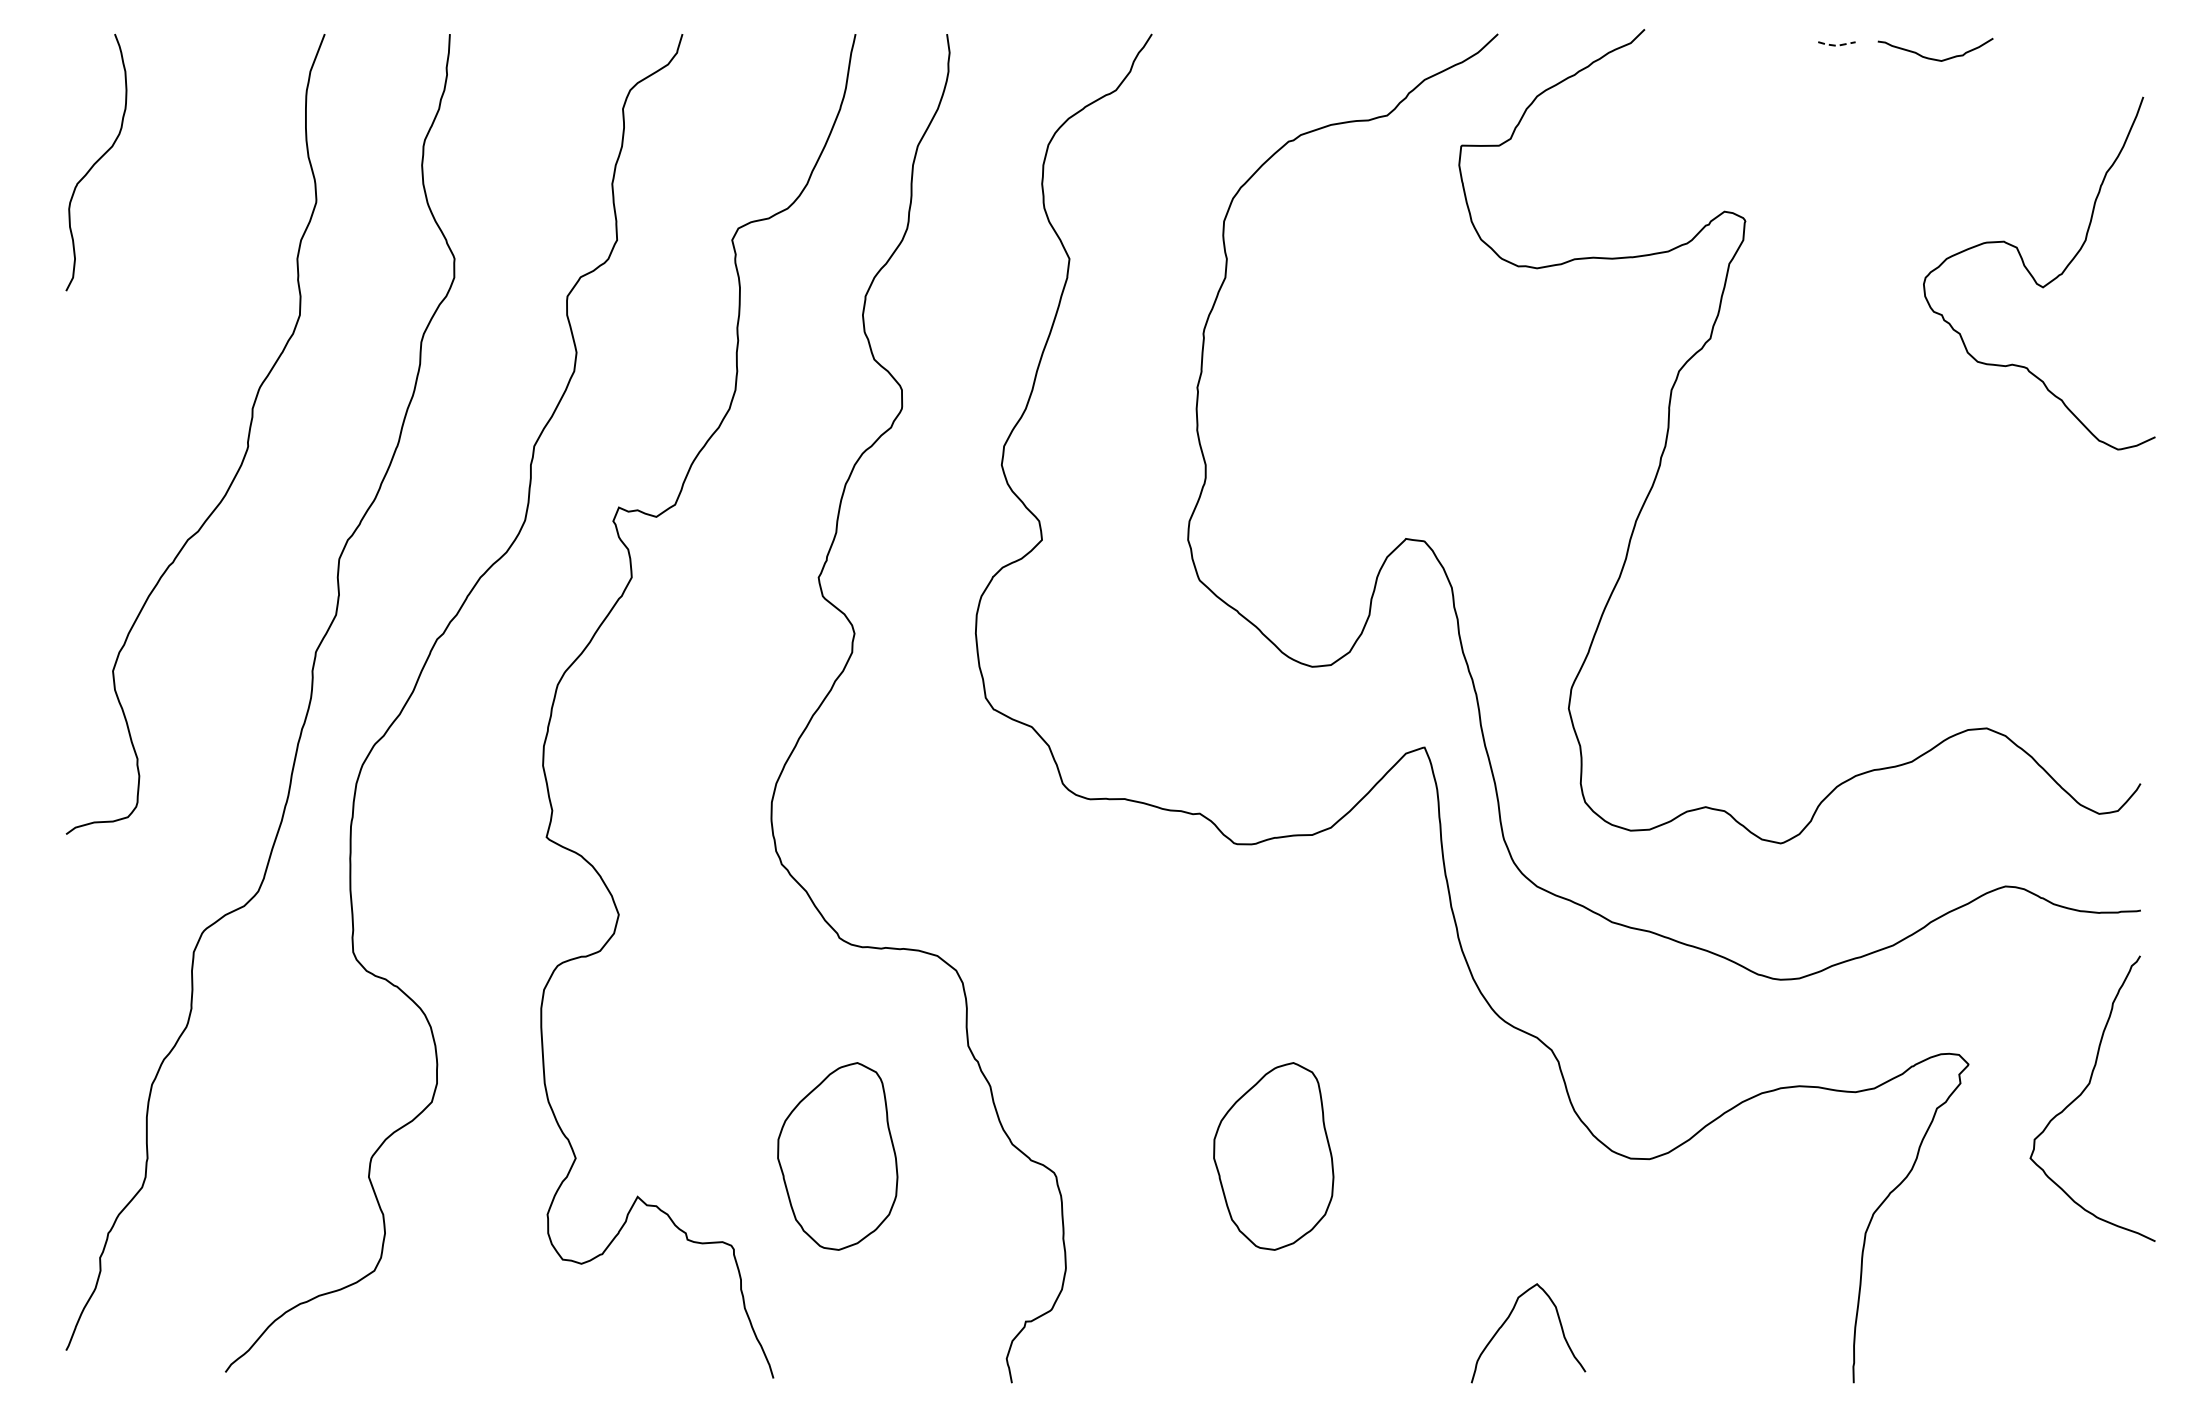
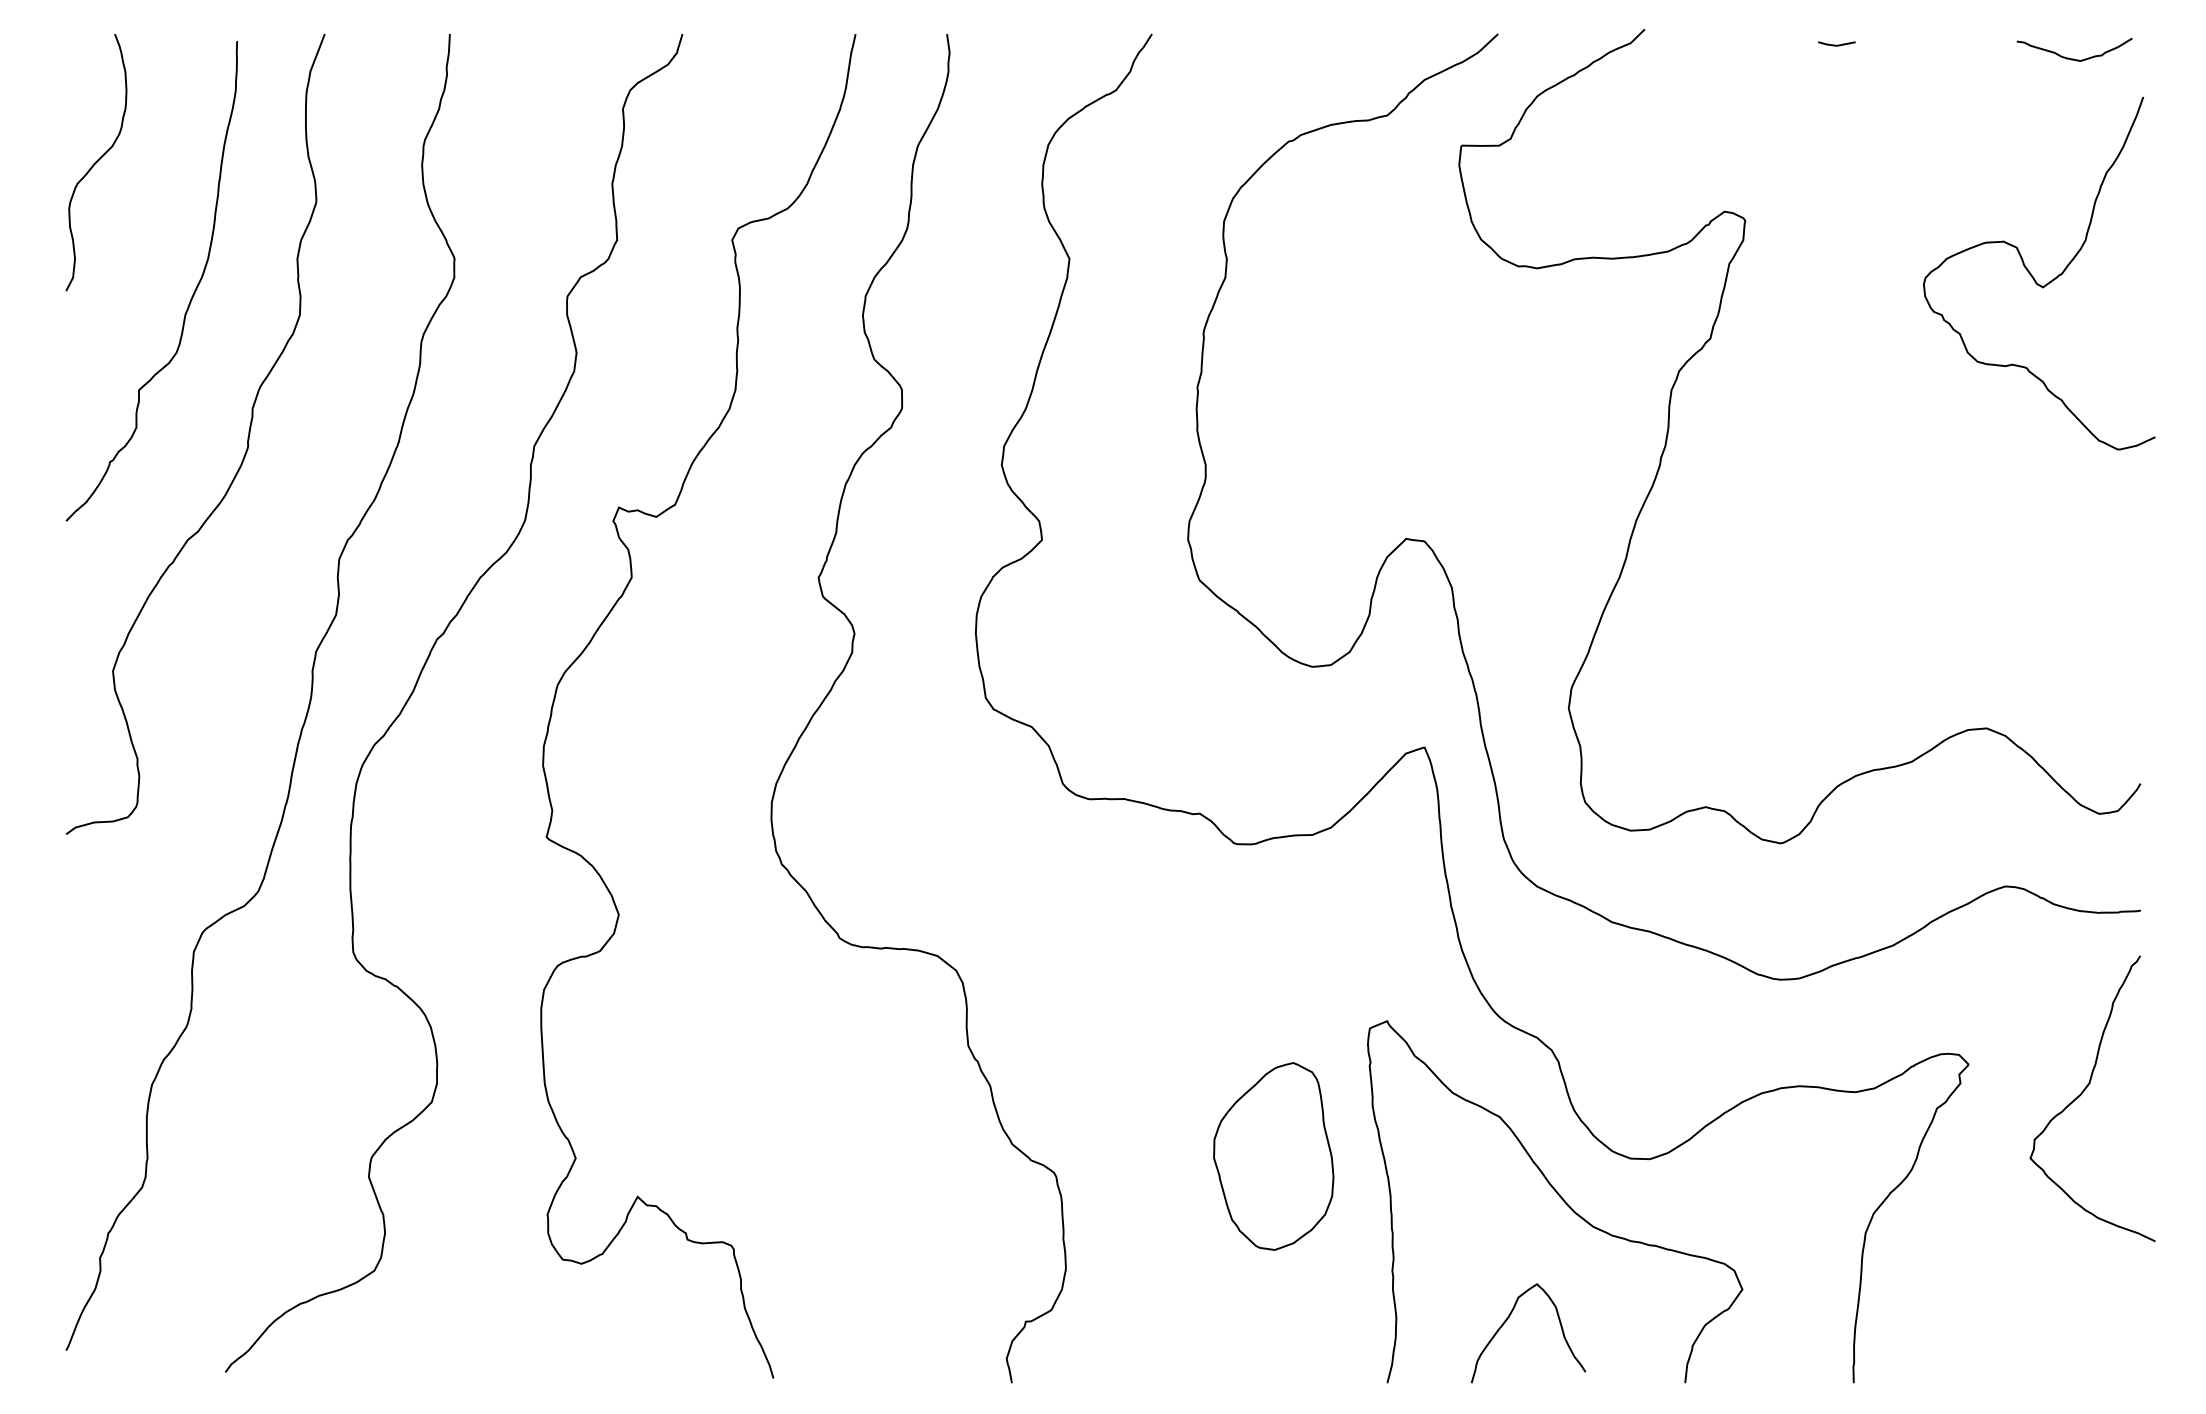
line: dashed -> solid (1836, 45)
curve position: (1934, 58) -> (2073, 58) (2073, 58)
curve: none -> present (190, 298)
part: present -> none (837, 1156)
curve: none -> present (1560, 1198)
